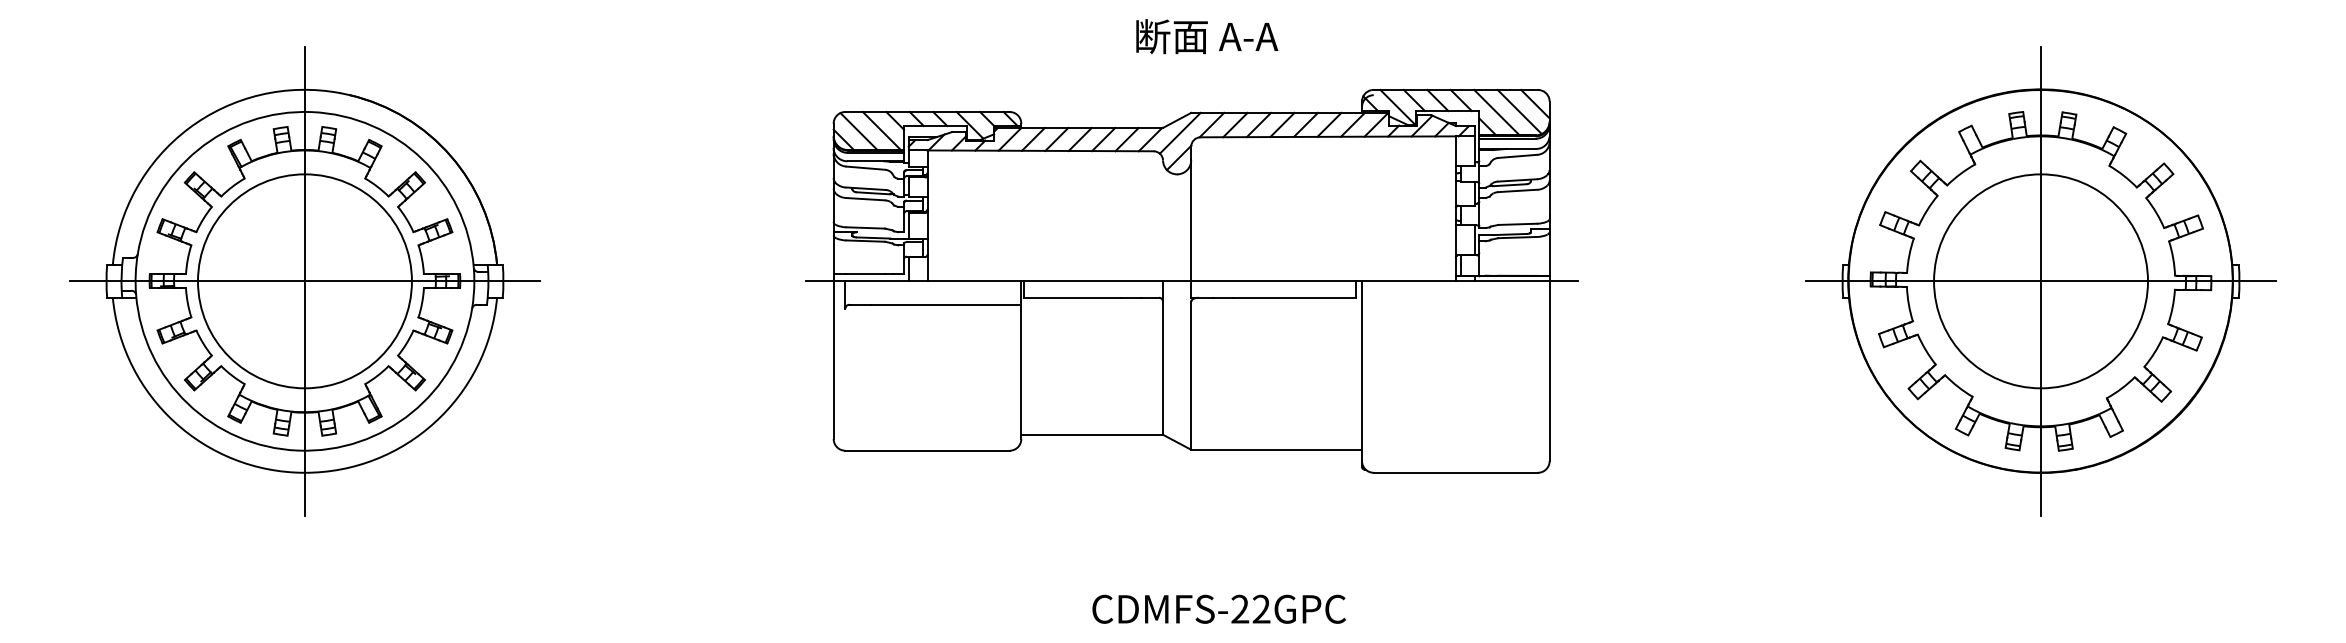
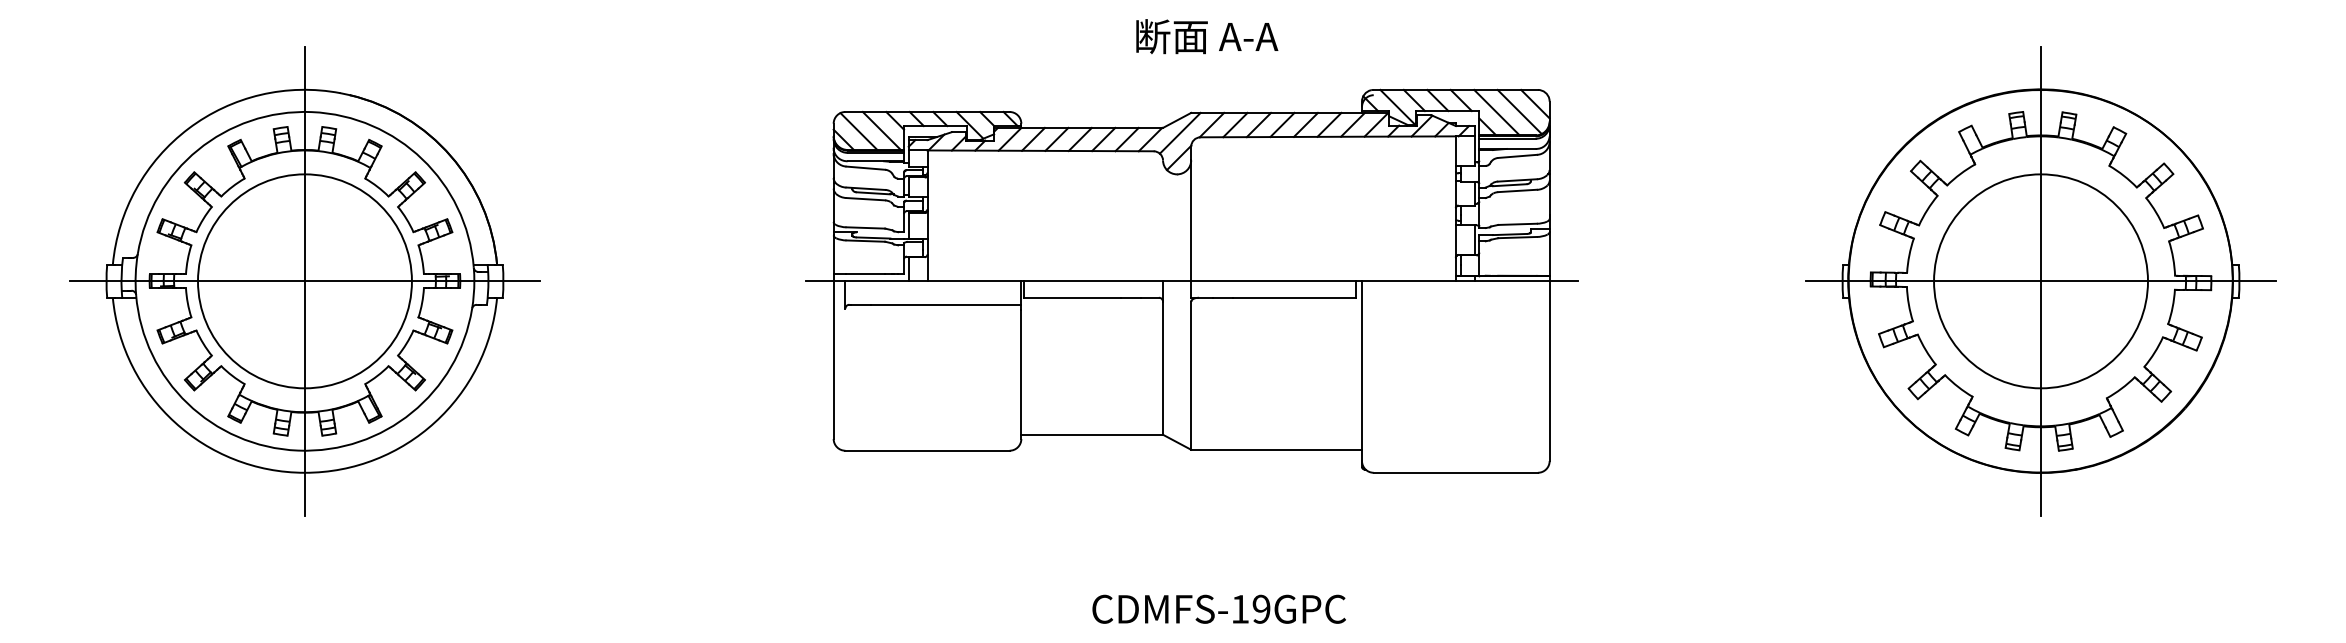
text: CDMFS-22GPC -> CDMFS-19GPC (1250, 608)
